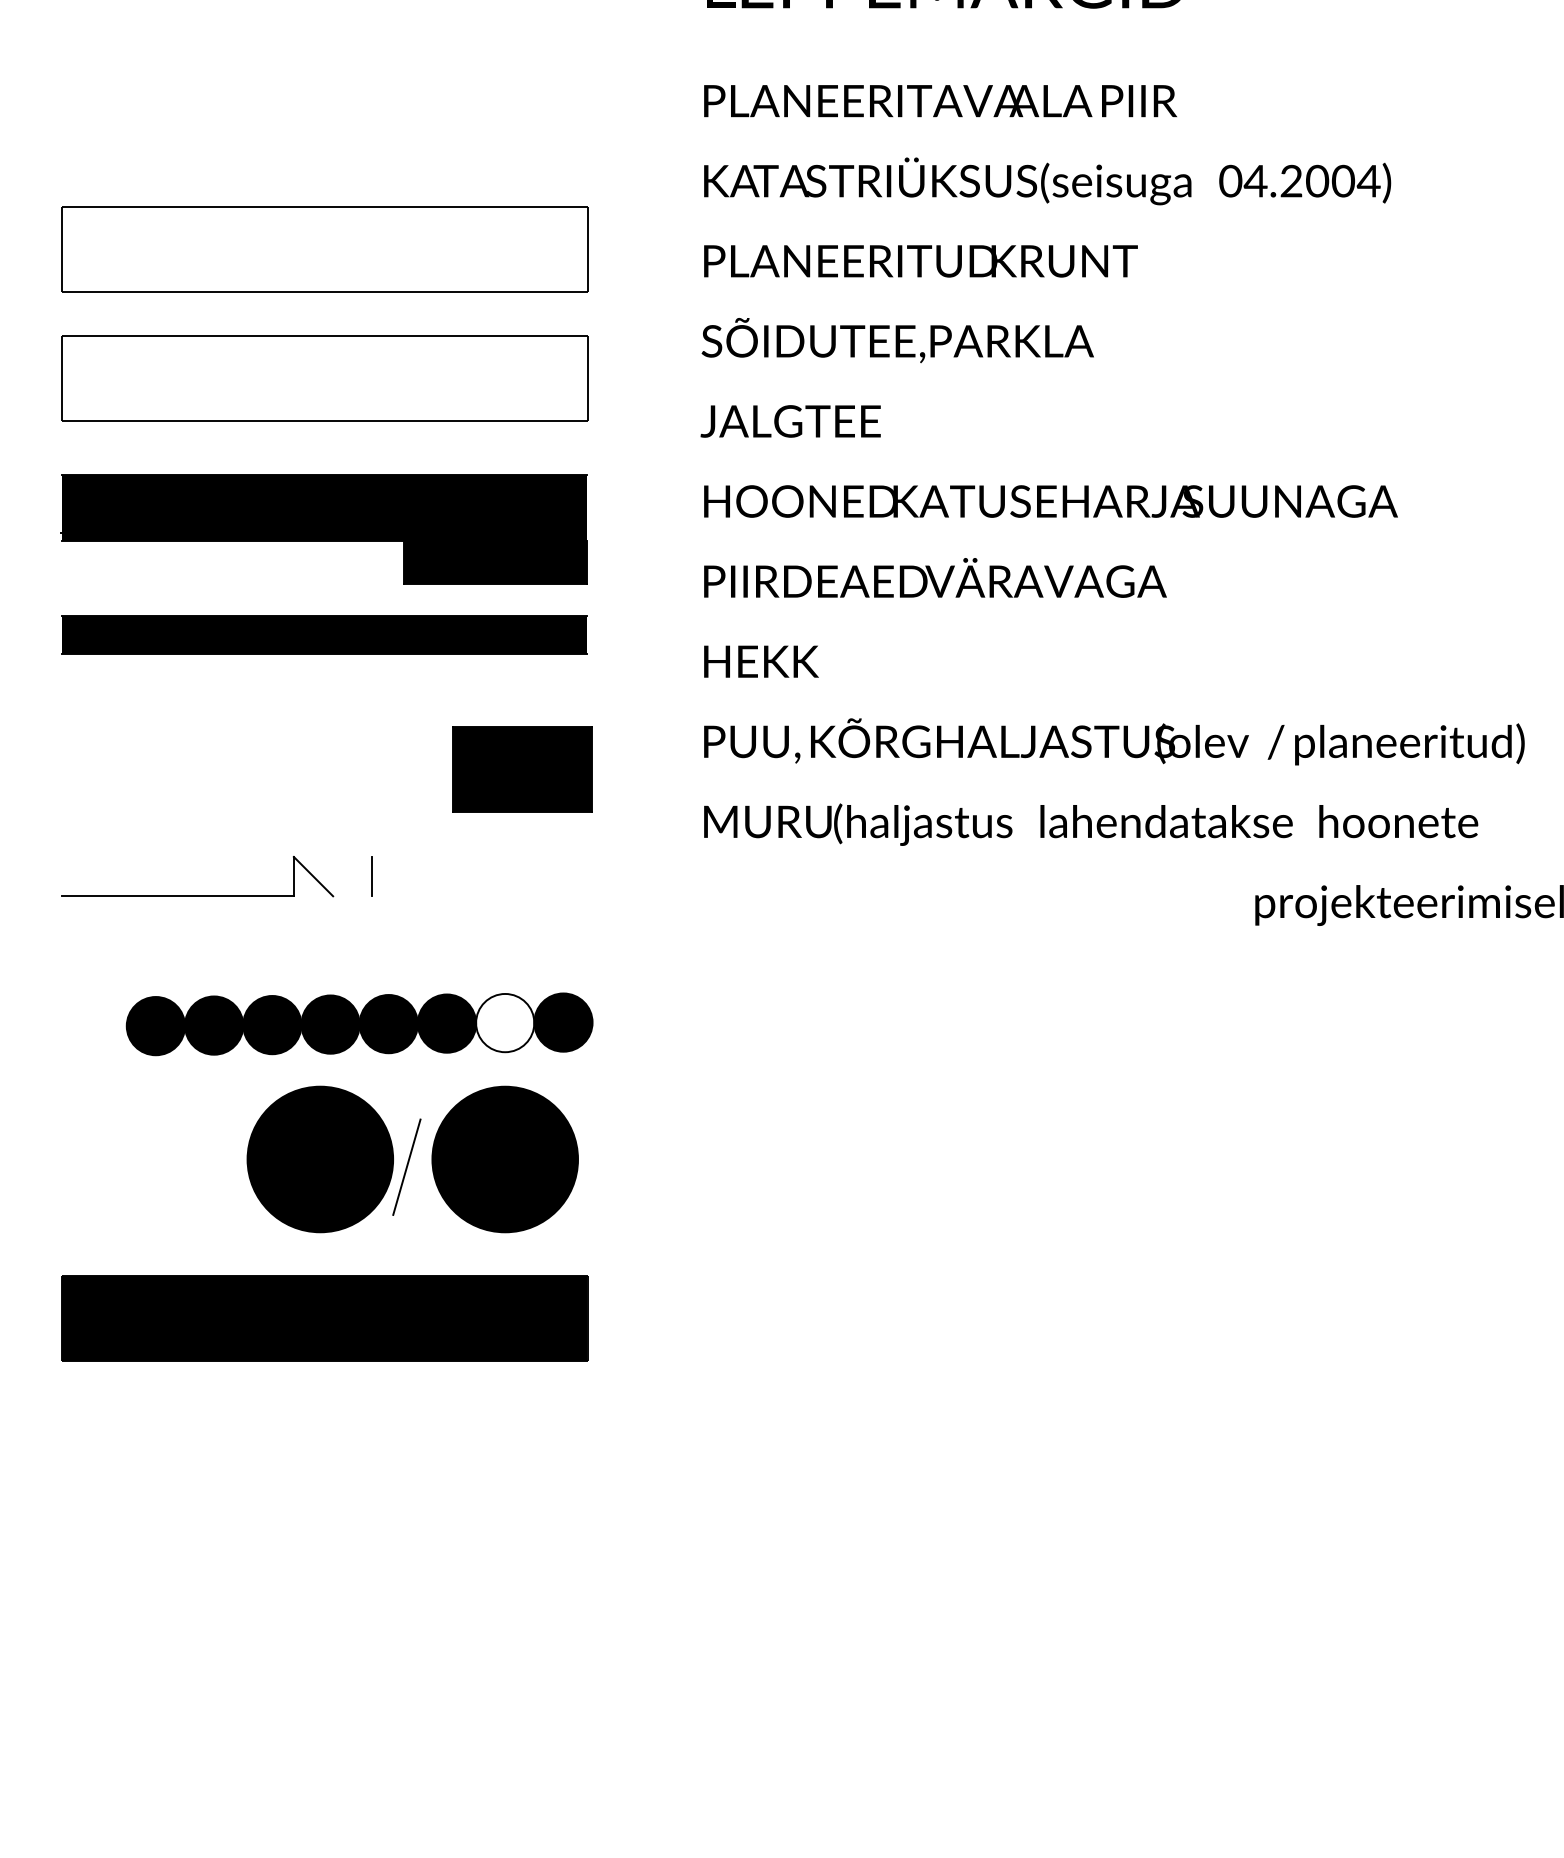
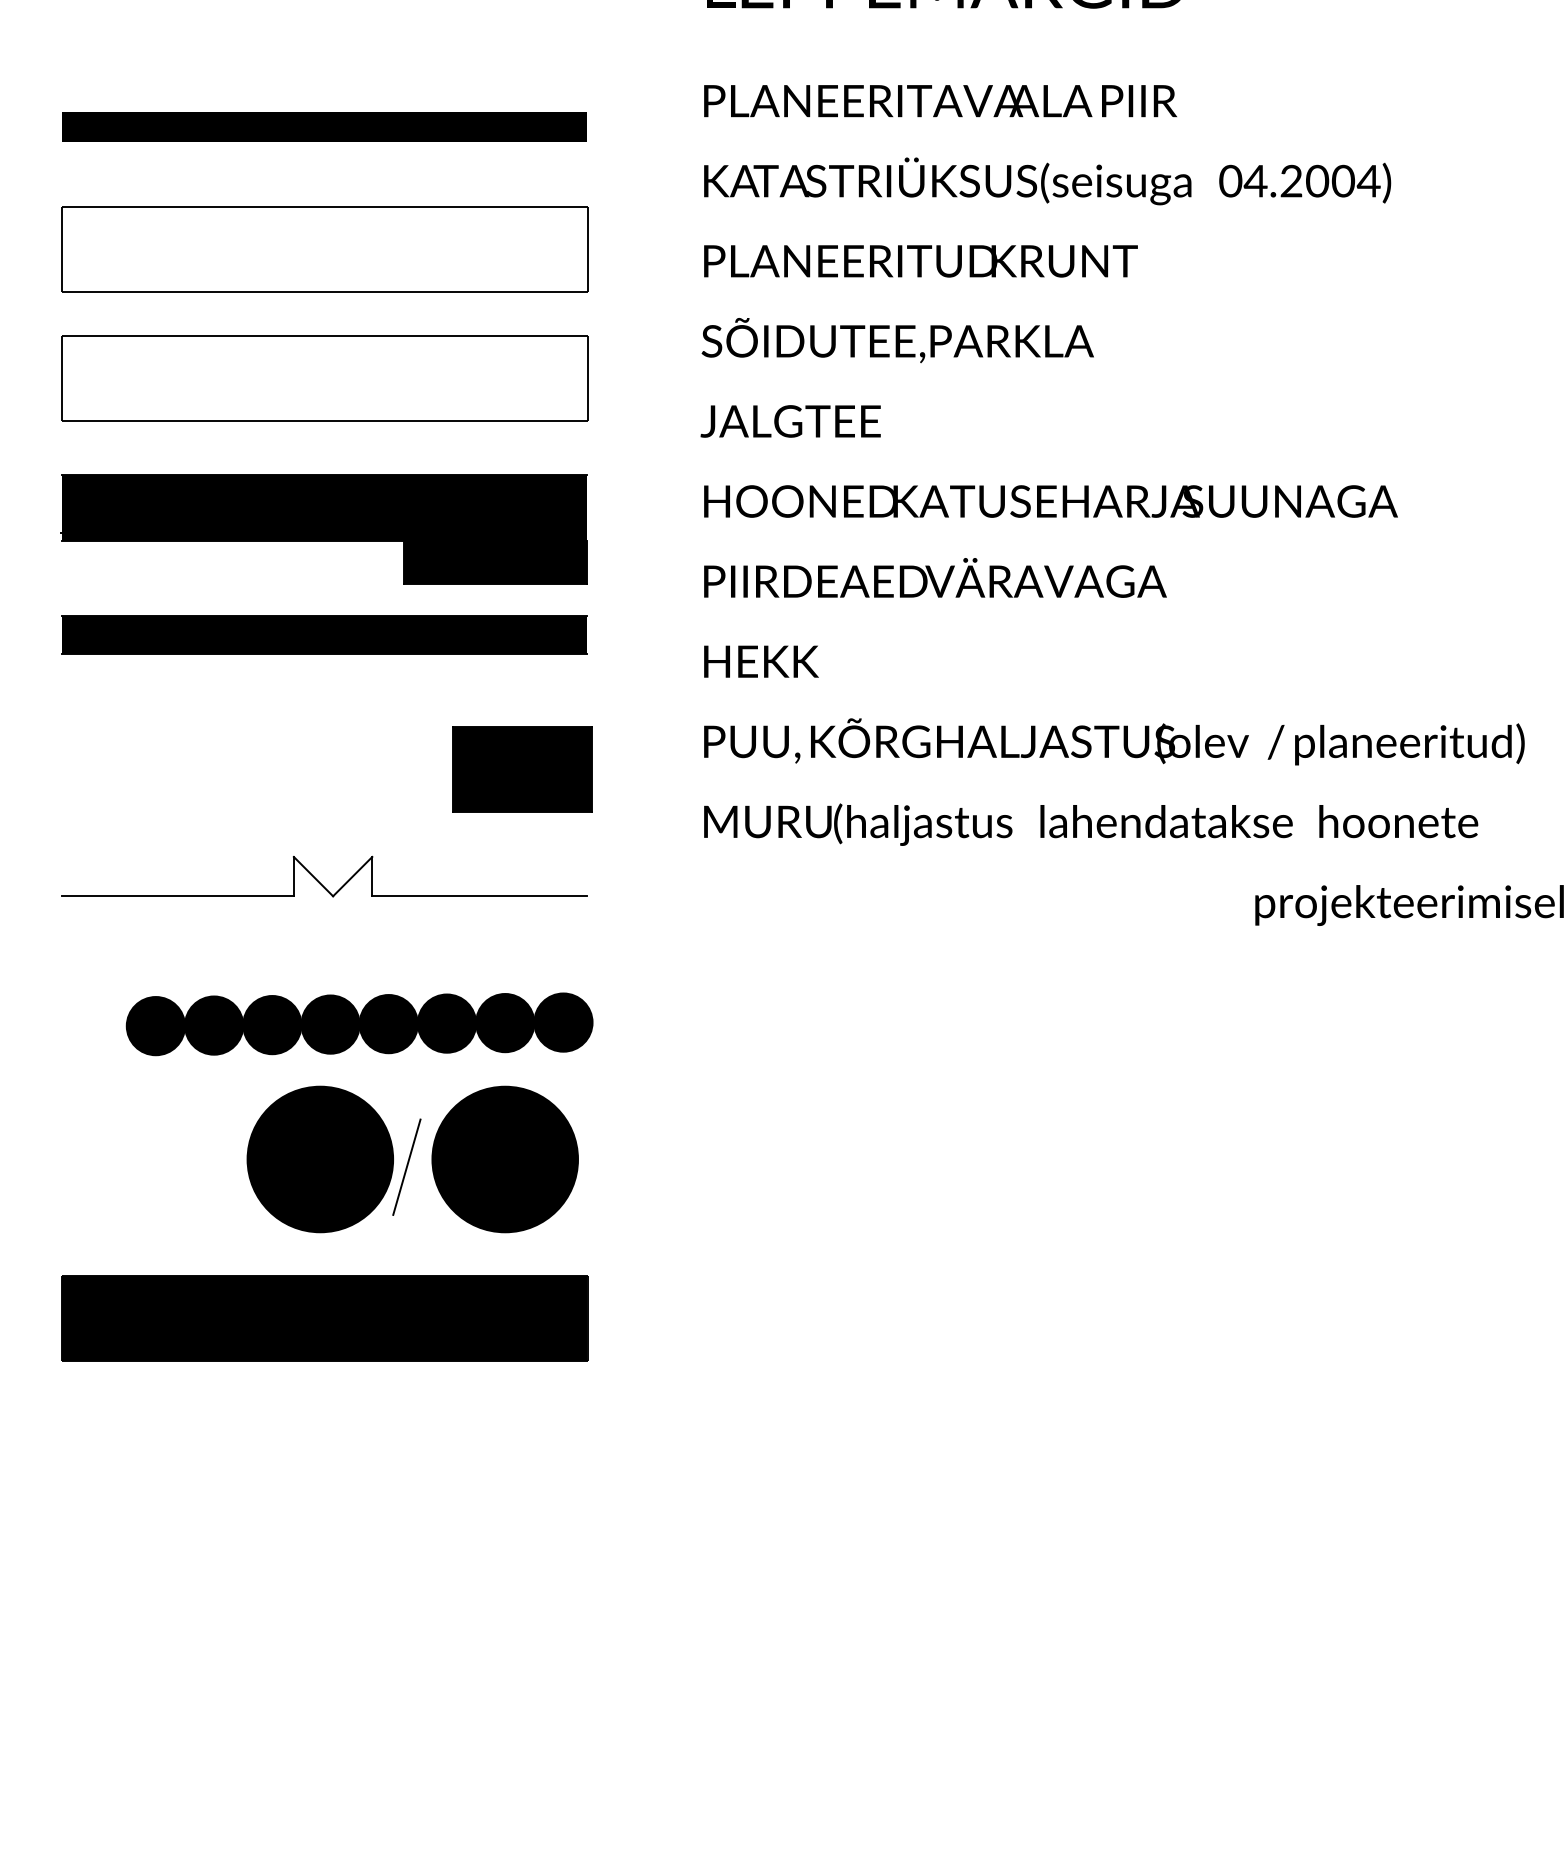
line: none -> present (324, 126)
line: none -> present (352, 876)
line: none -> present (479, 896)
fill: none -> present (505, 1022)
